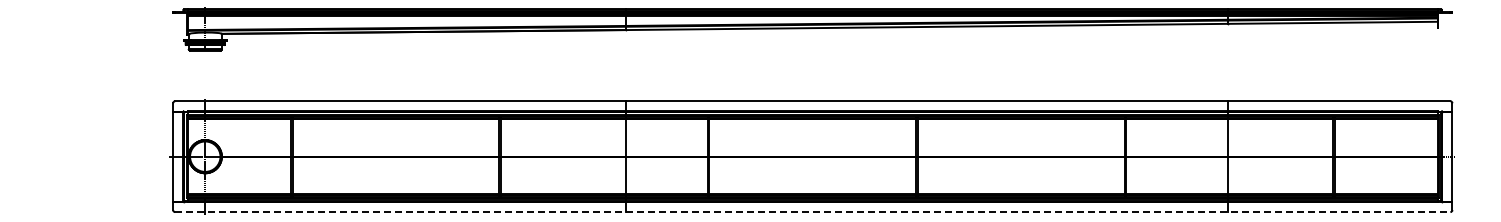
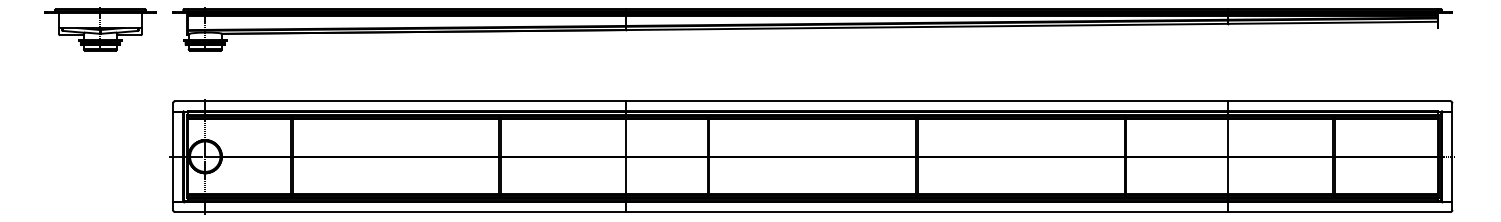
part: none -> present (100, 29)
line: dashed -> solid (812, 212)
